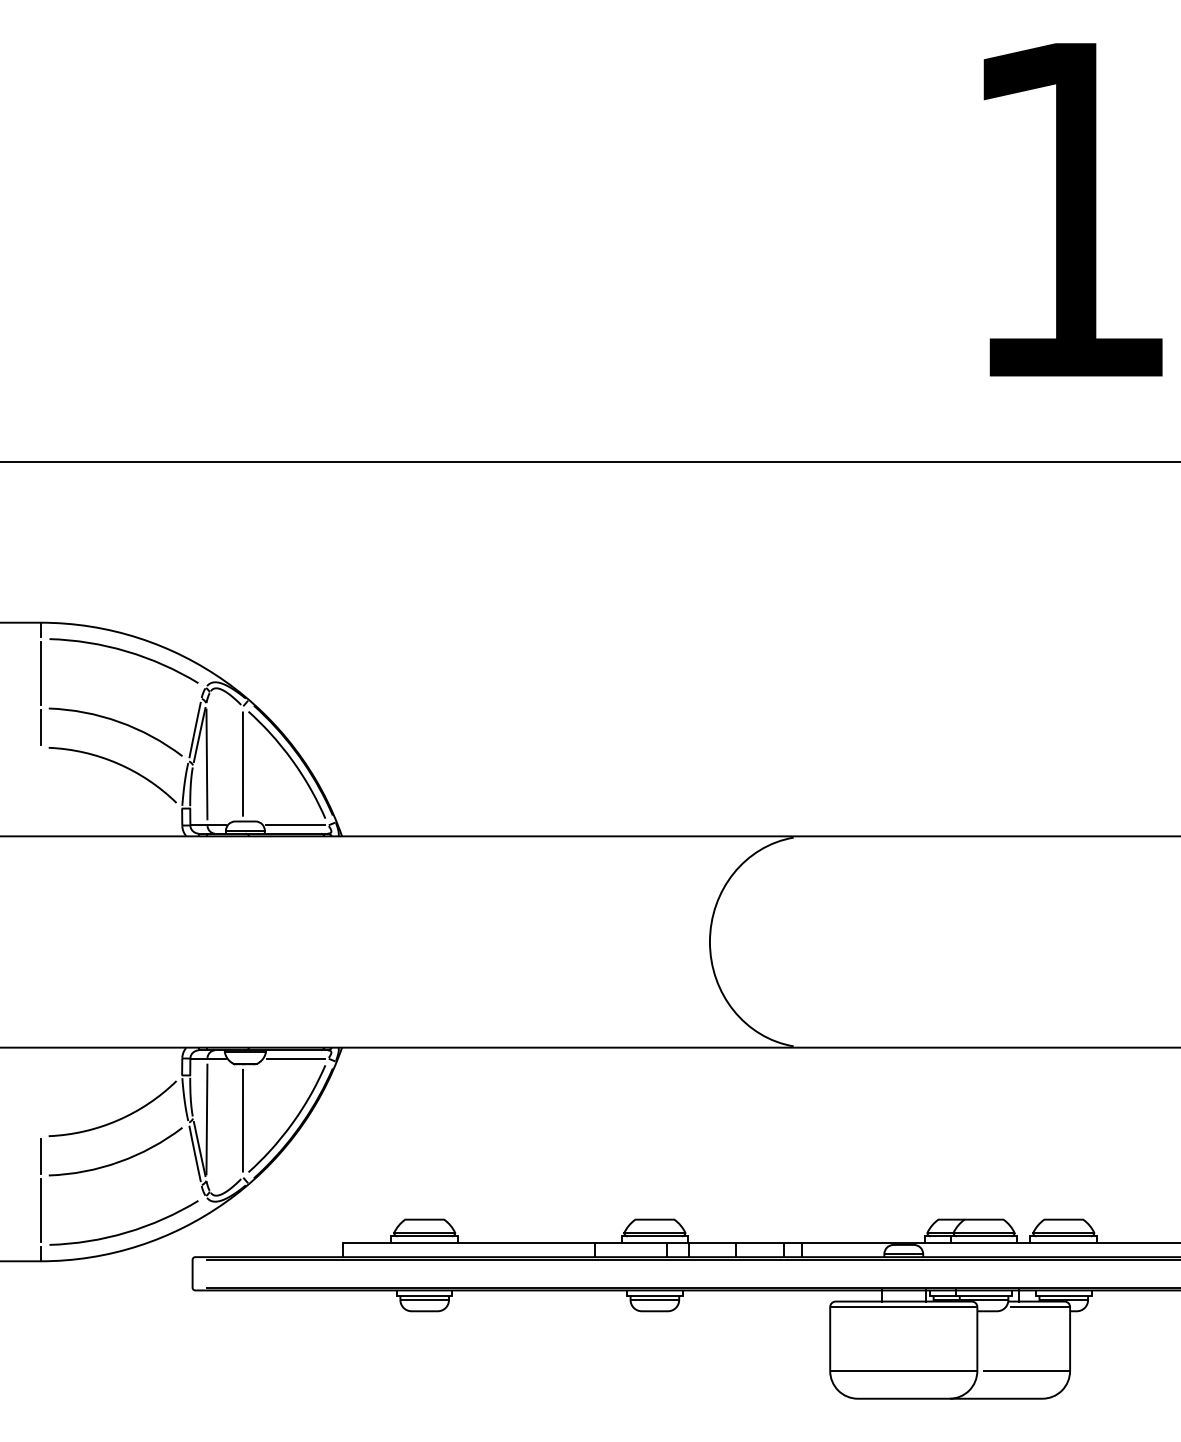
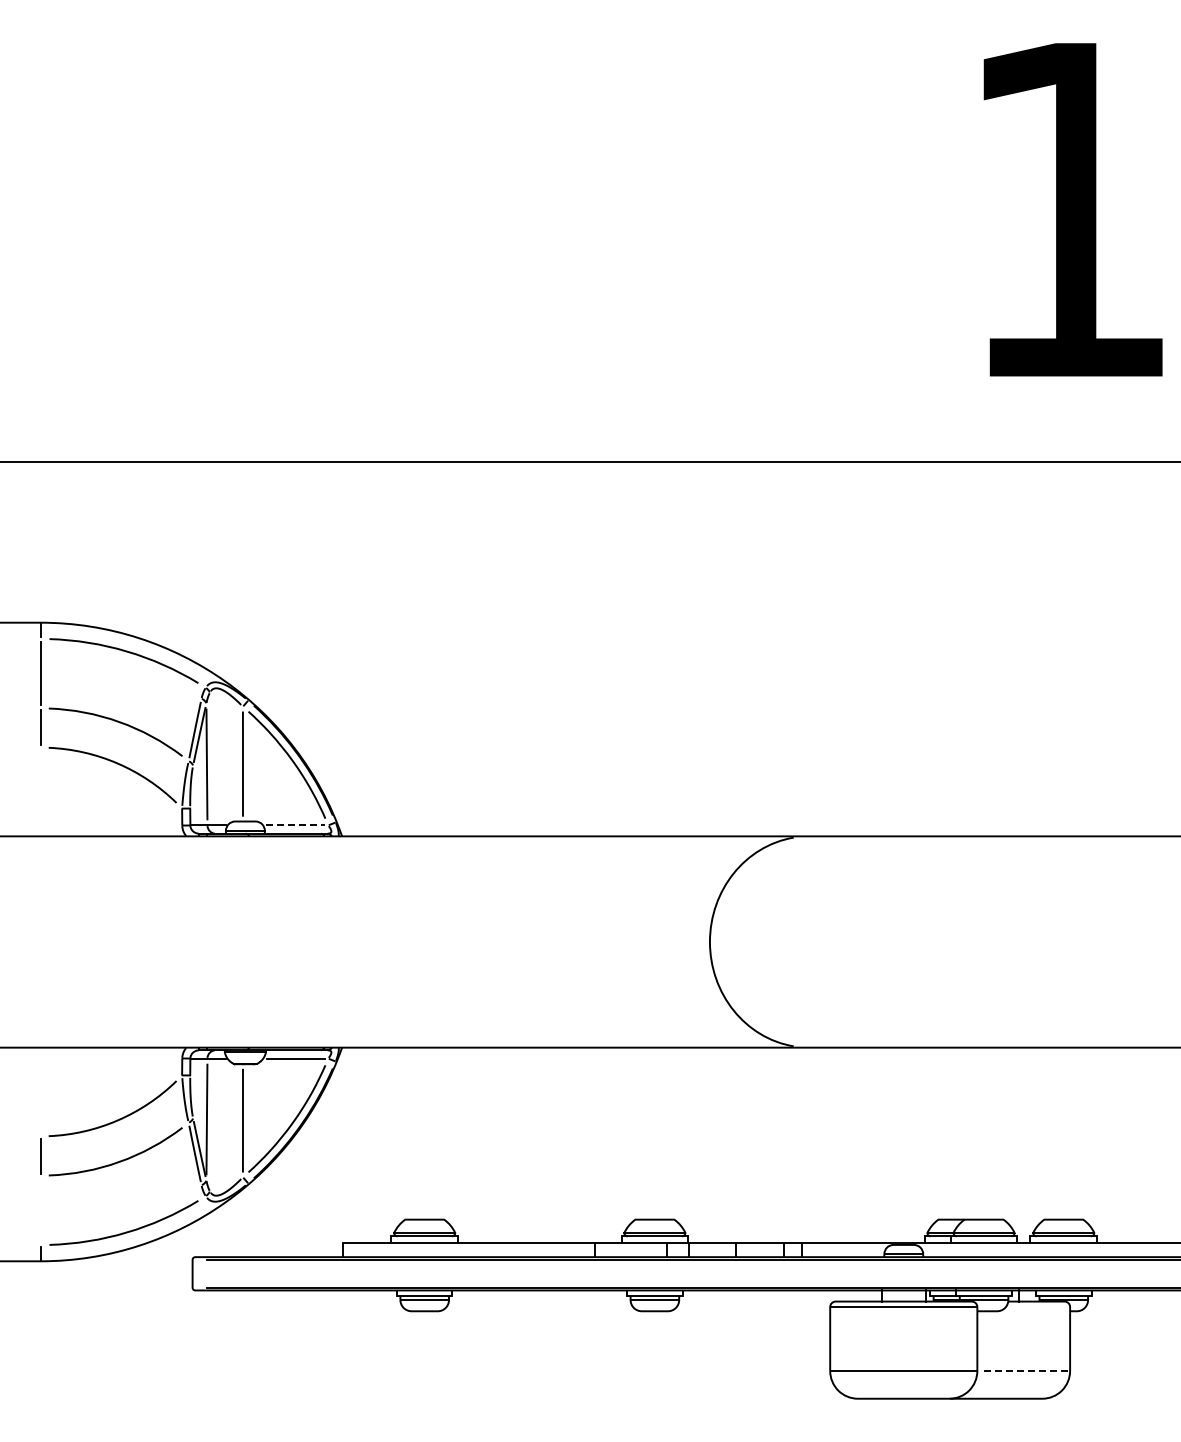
line: solid -> dashed (296, 825)
line: present -> none (40, 1210)
line: present -> none (1040, 1307)
line: solid -> dashed (1026, 1370)
